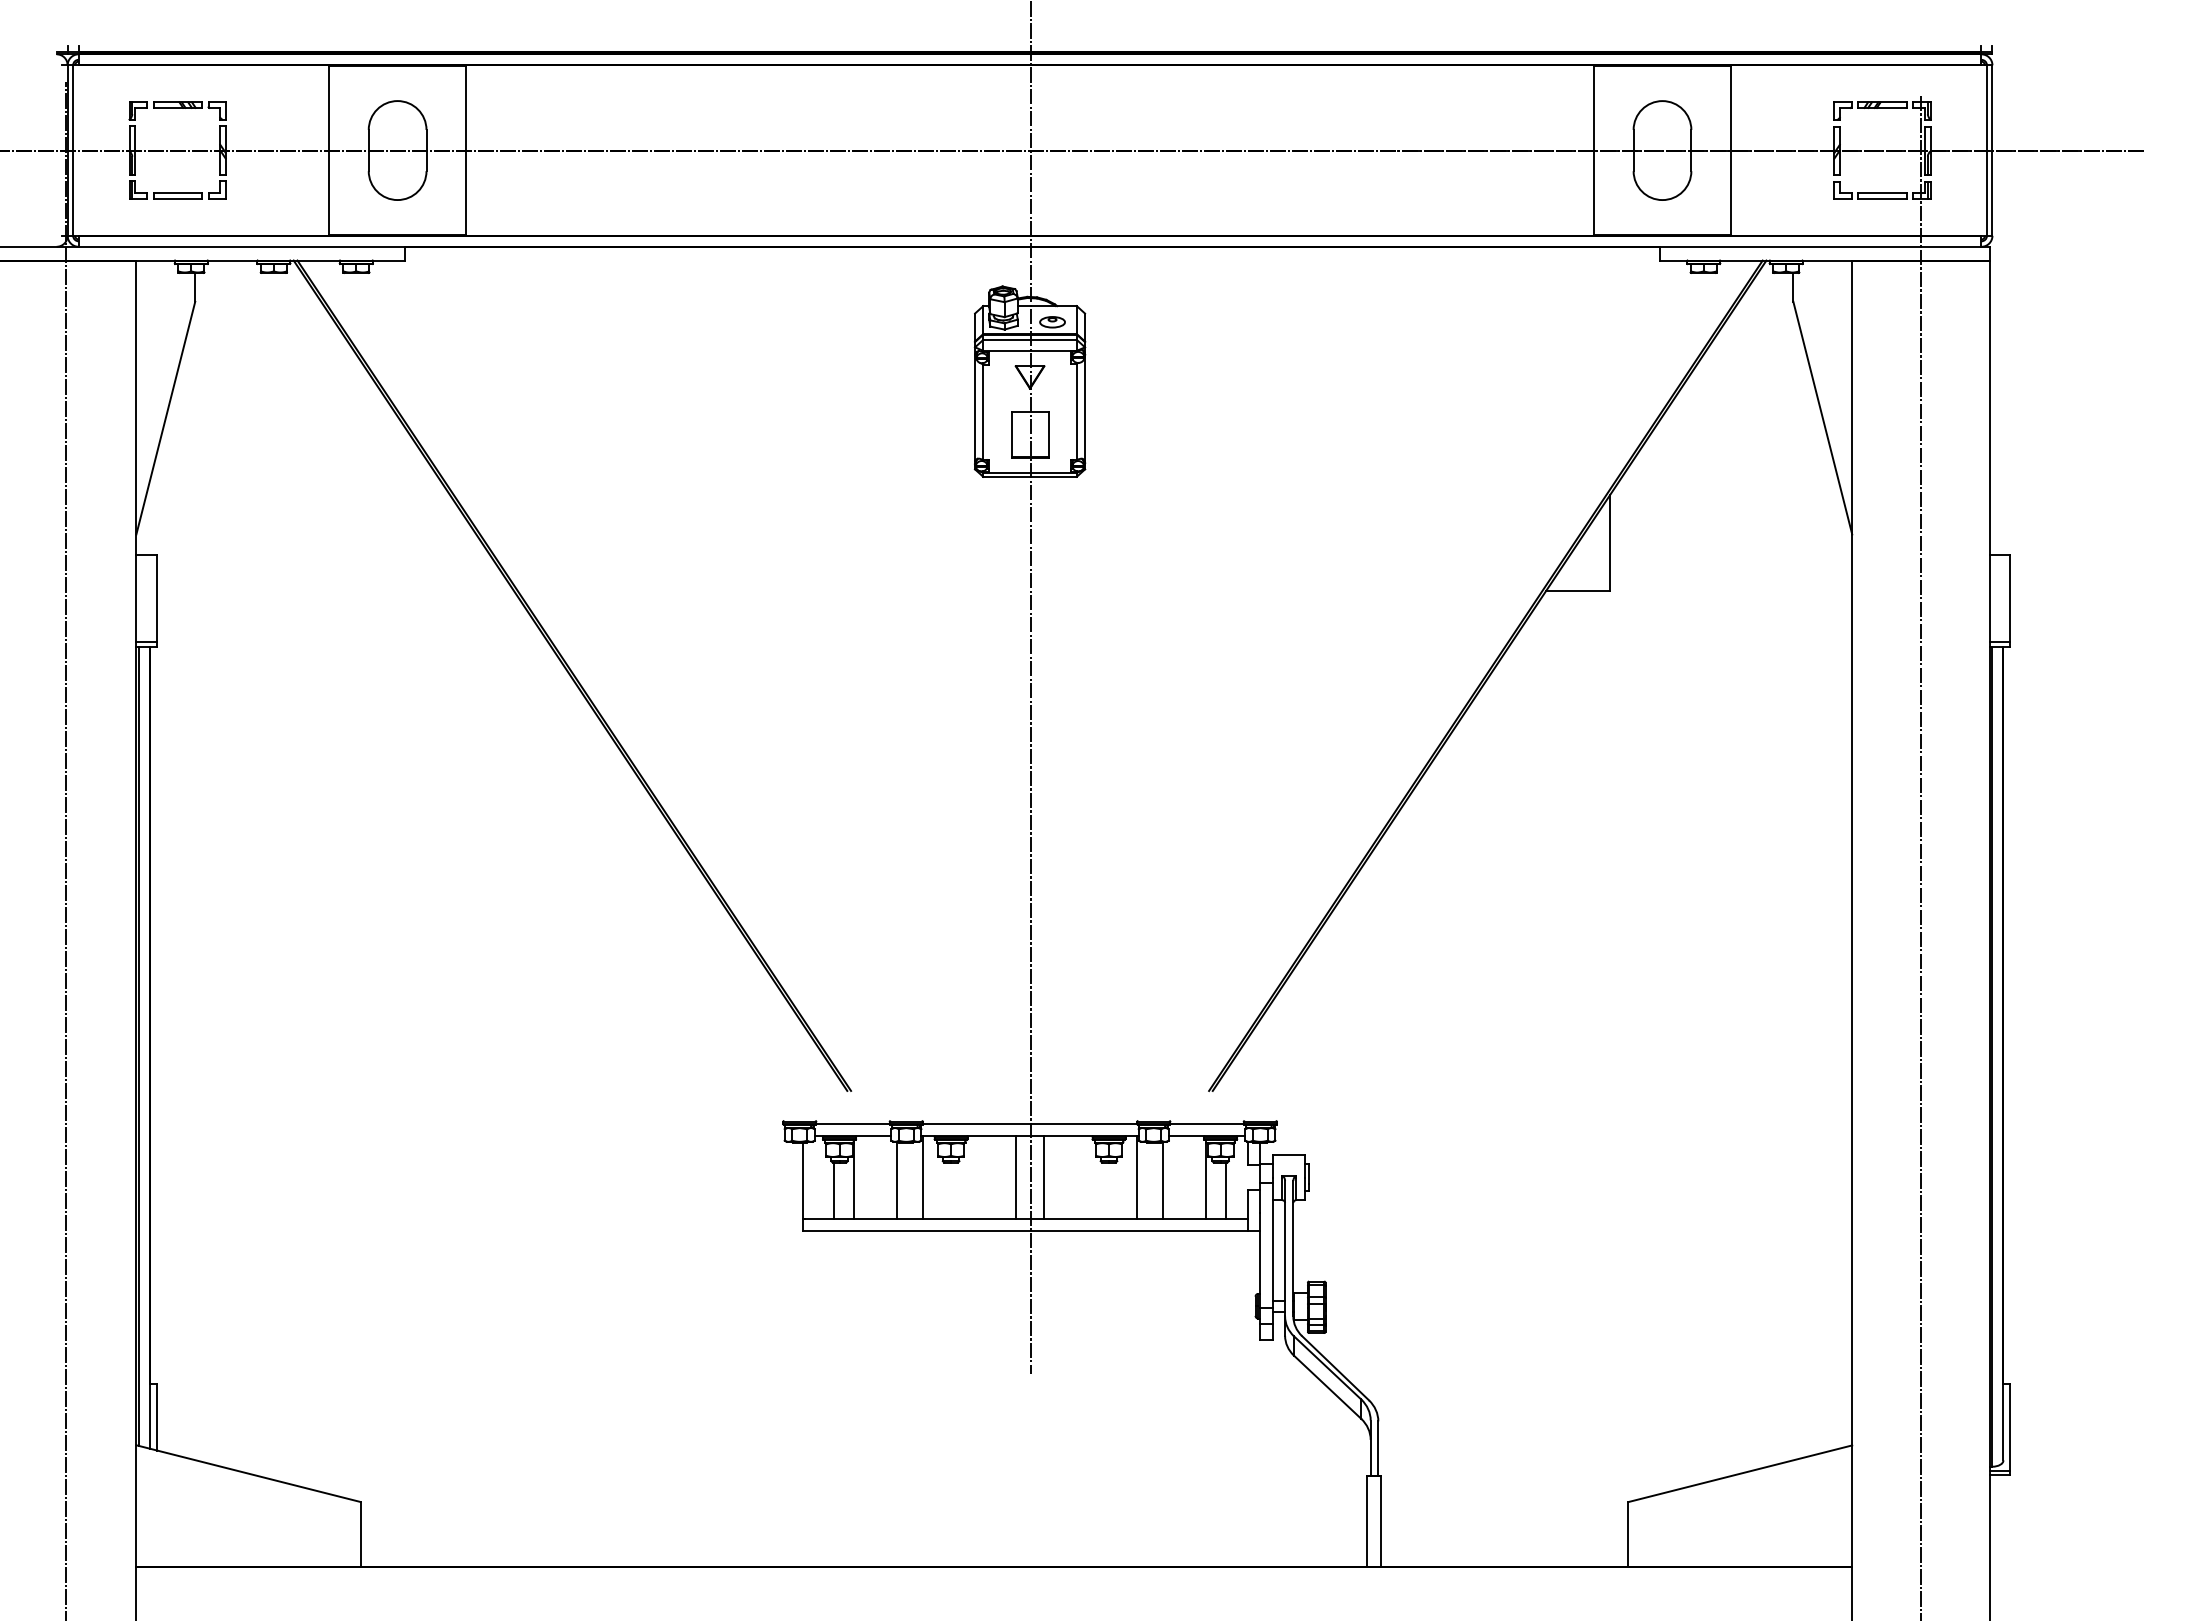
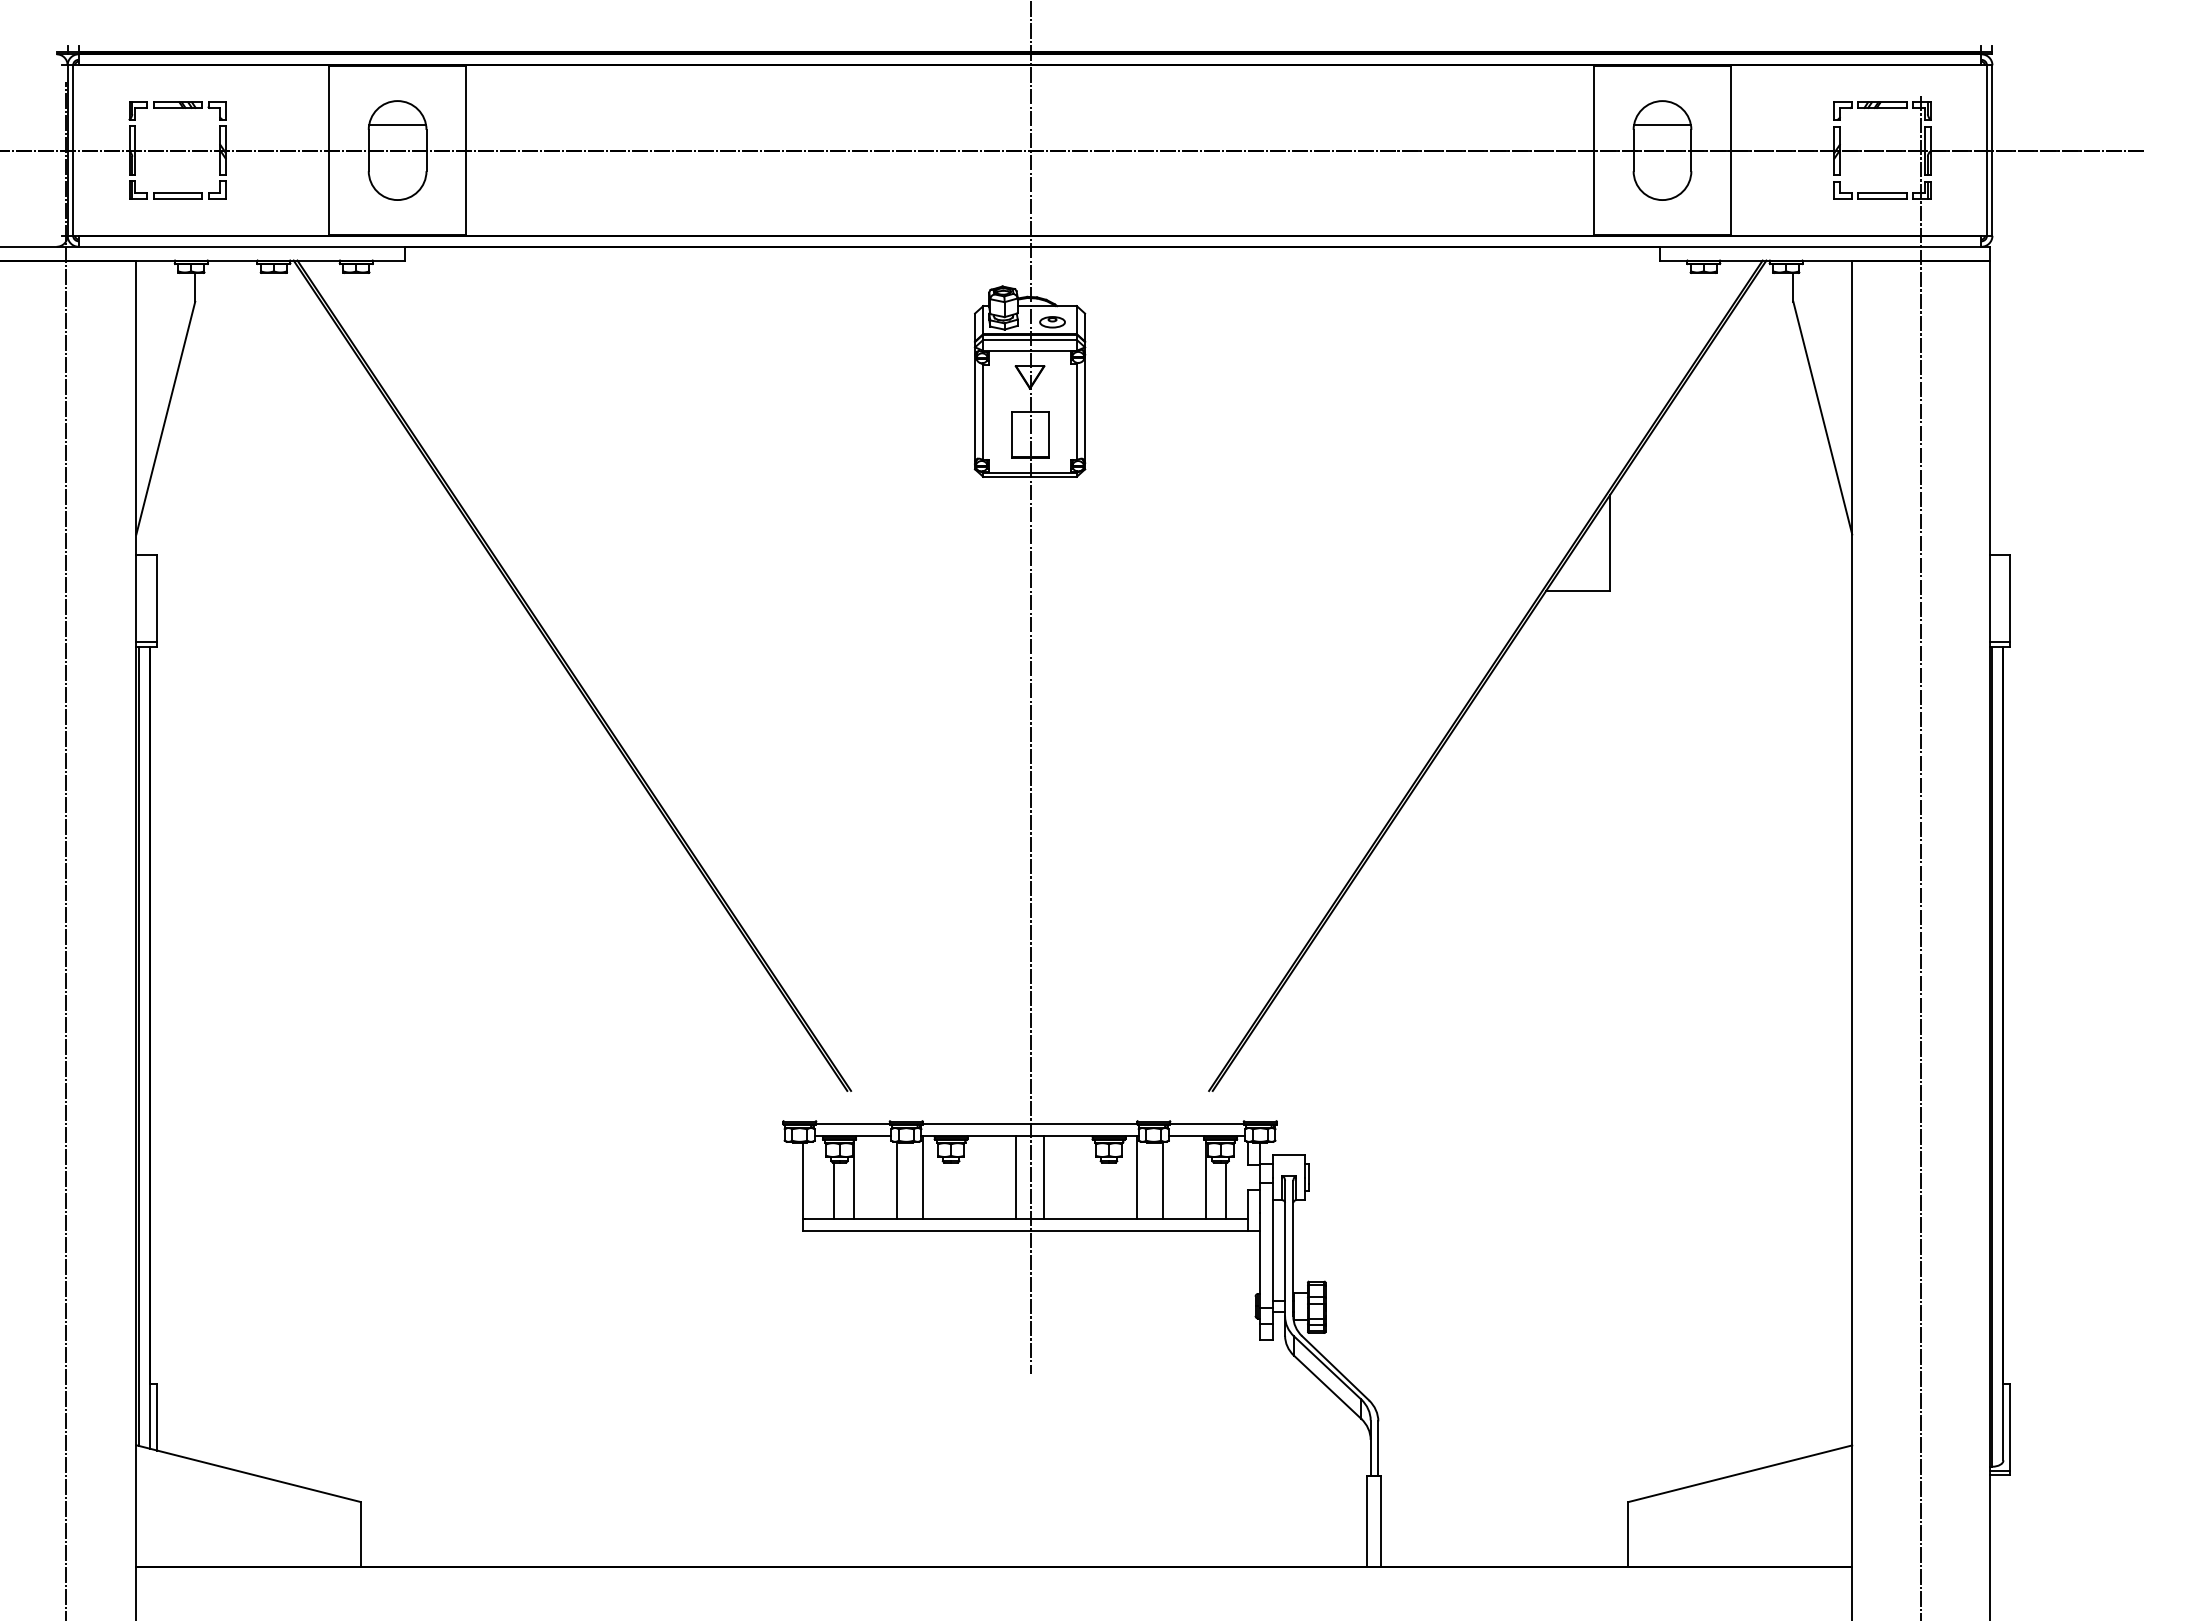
line: none -> present (397, 125)
line: none -> present (1662, 125)
